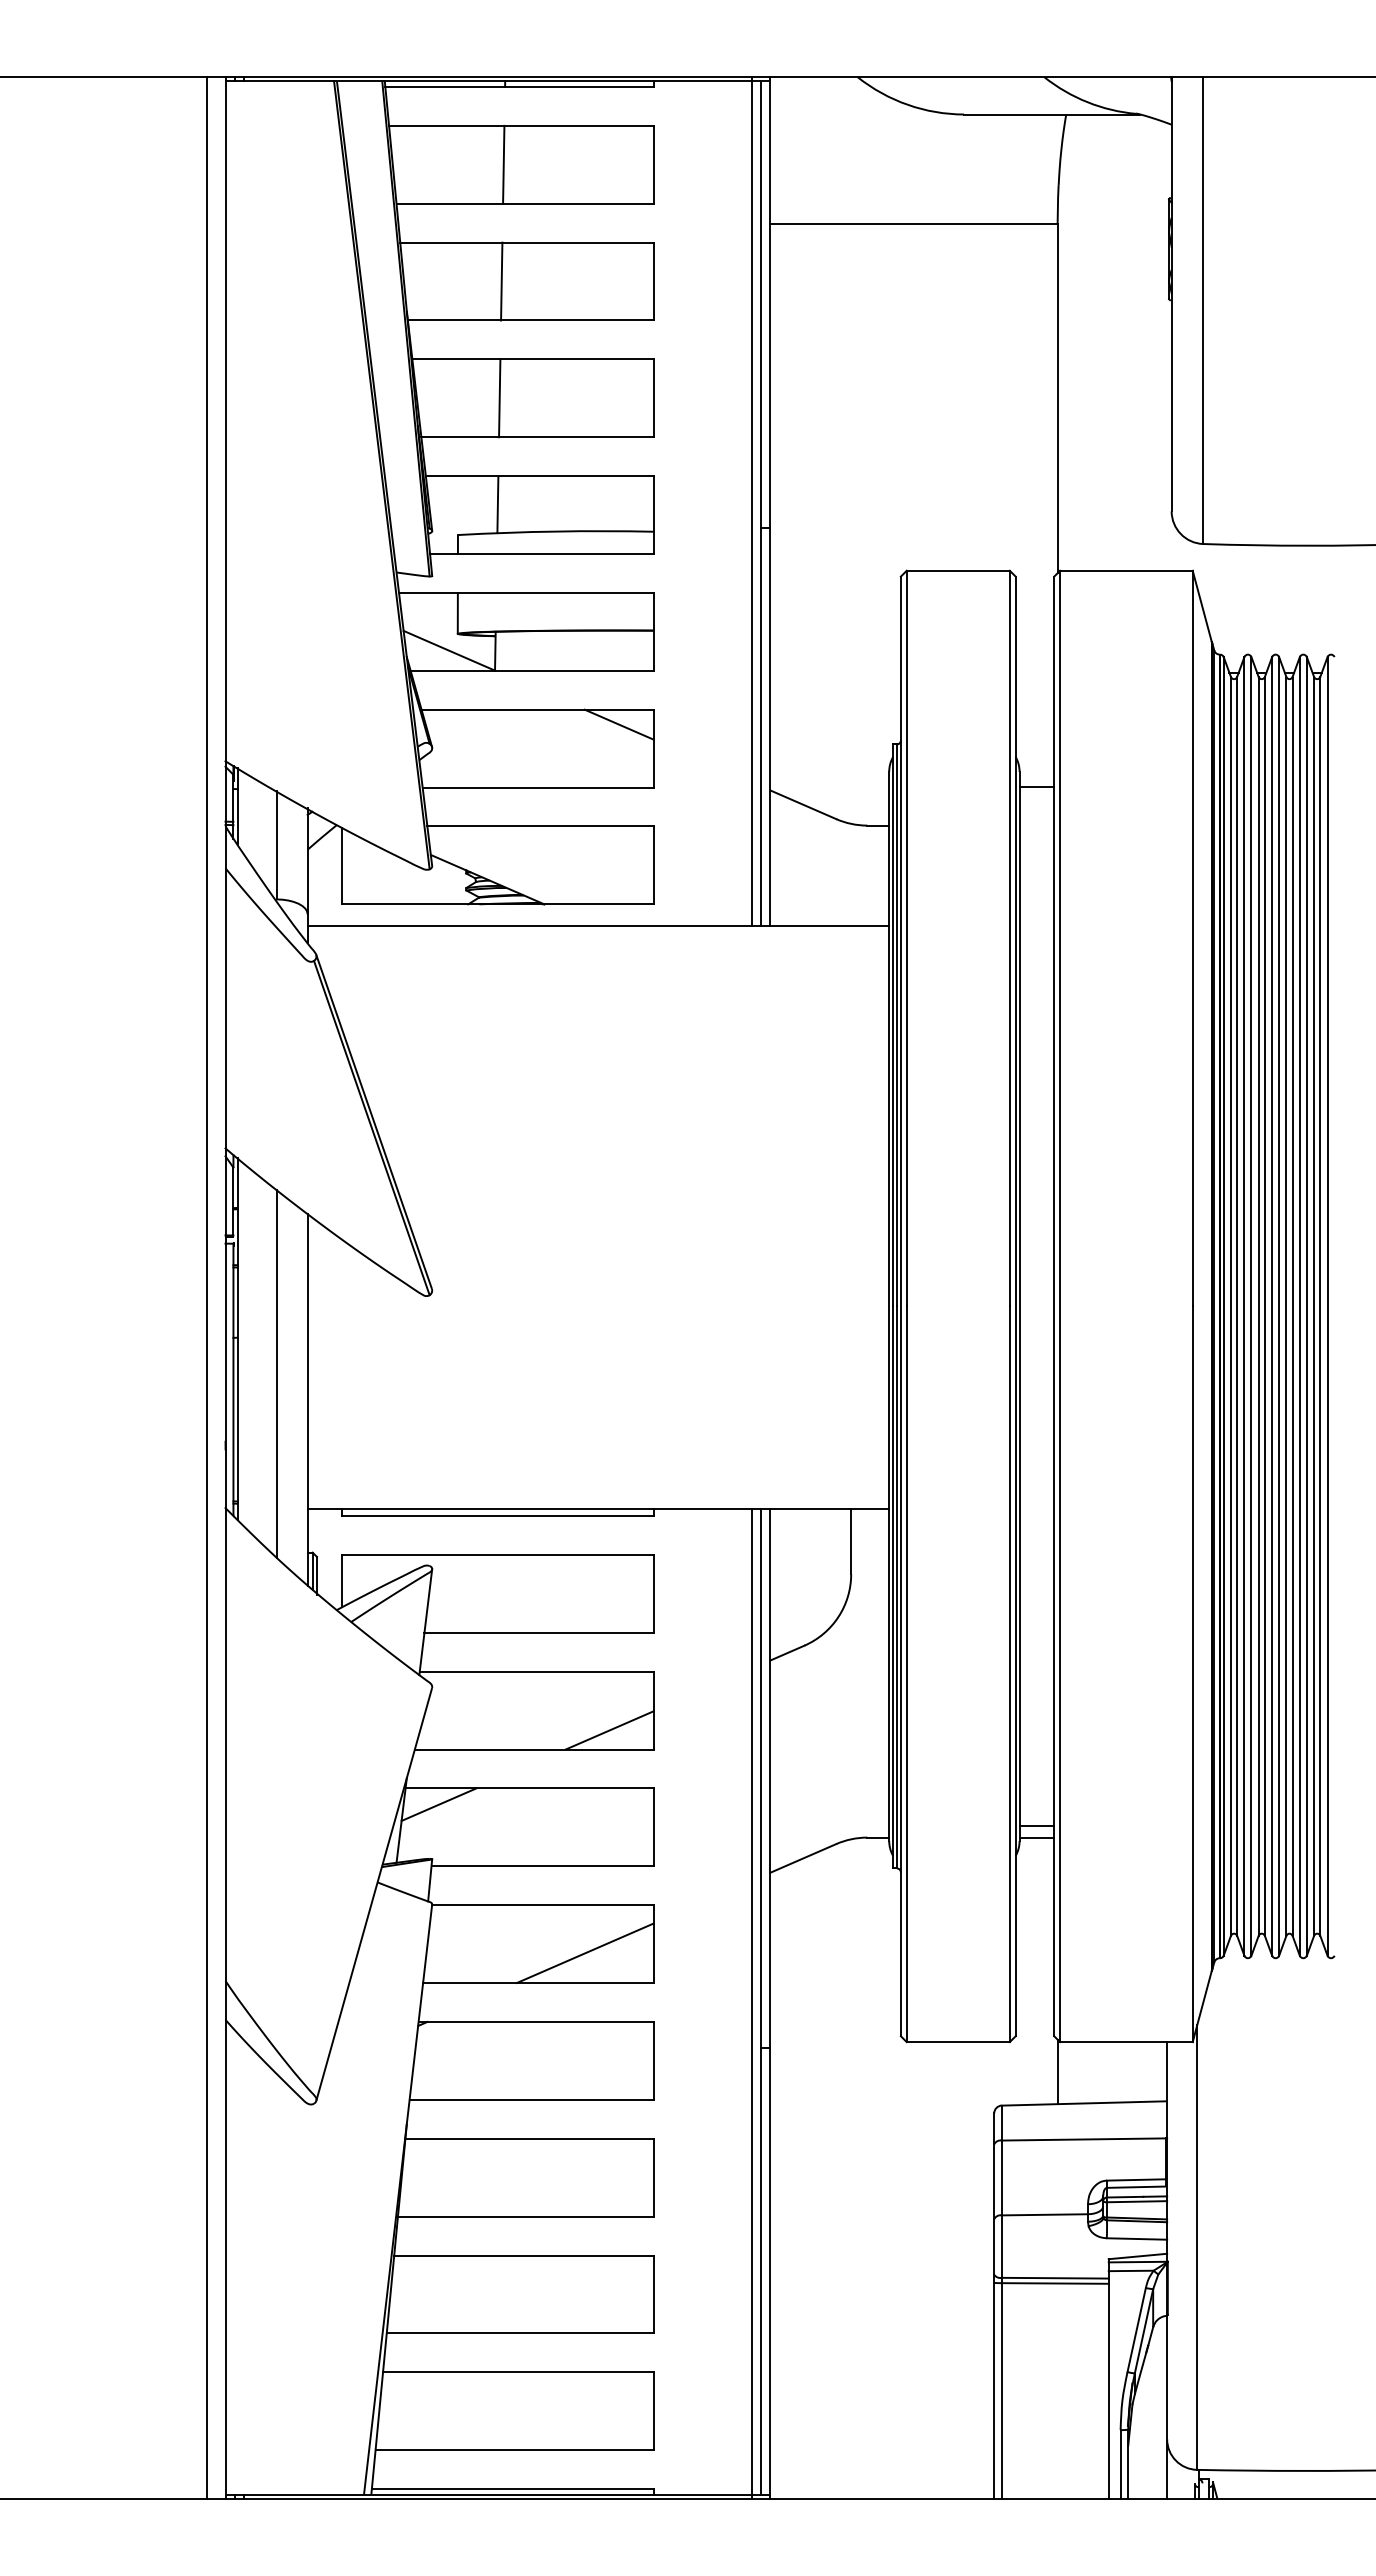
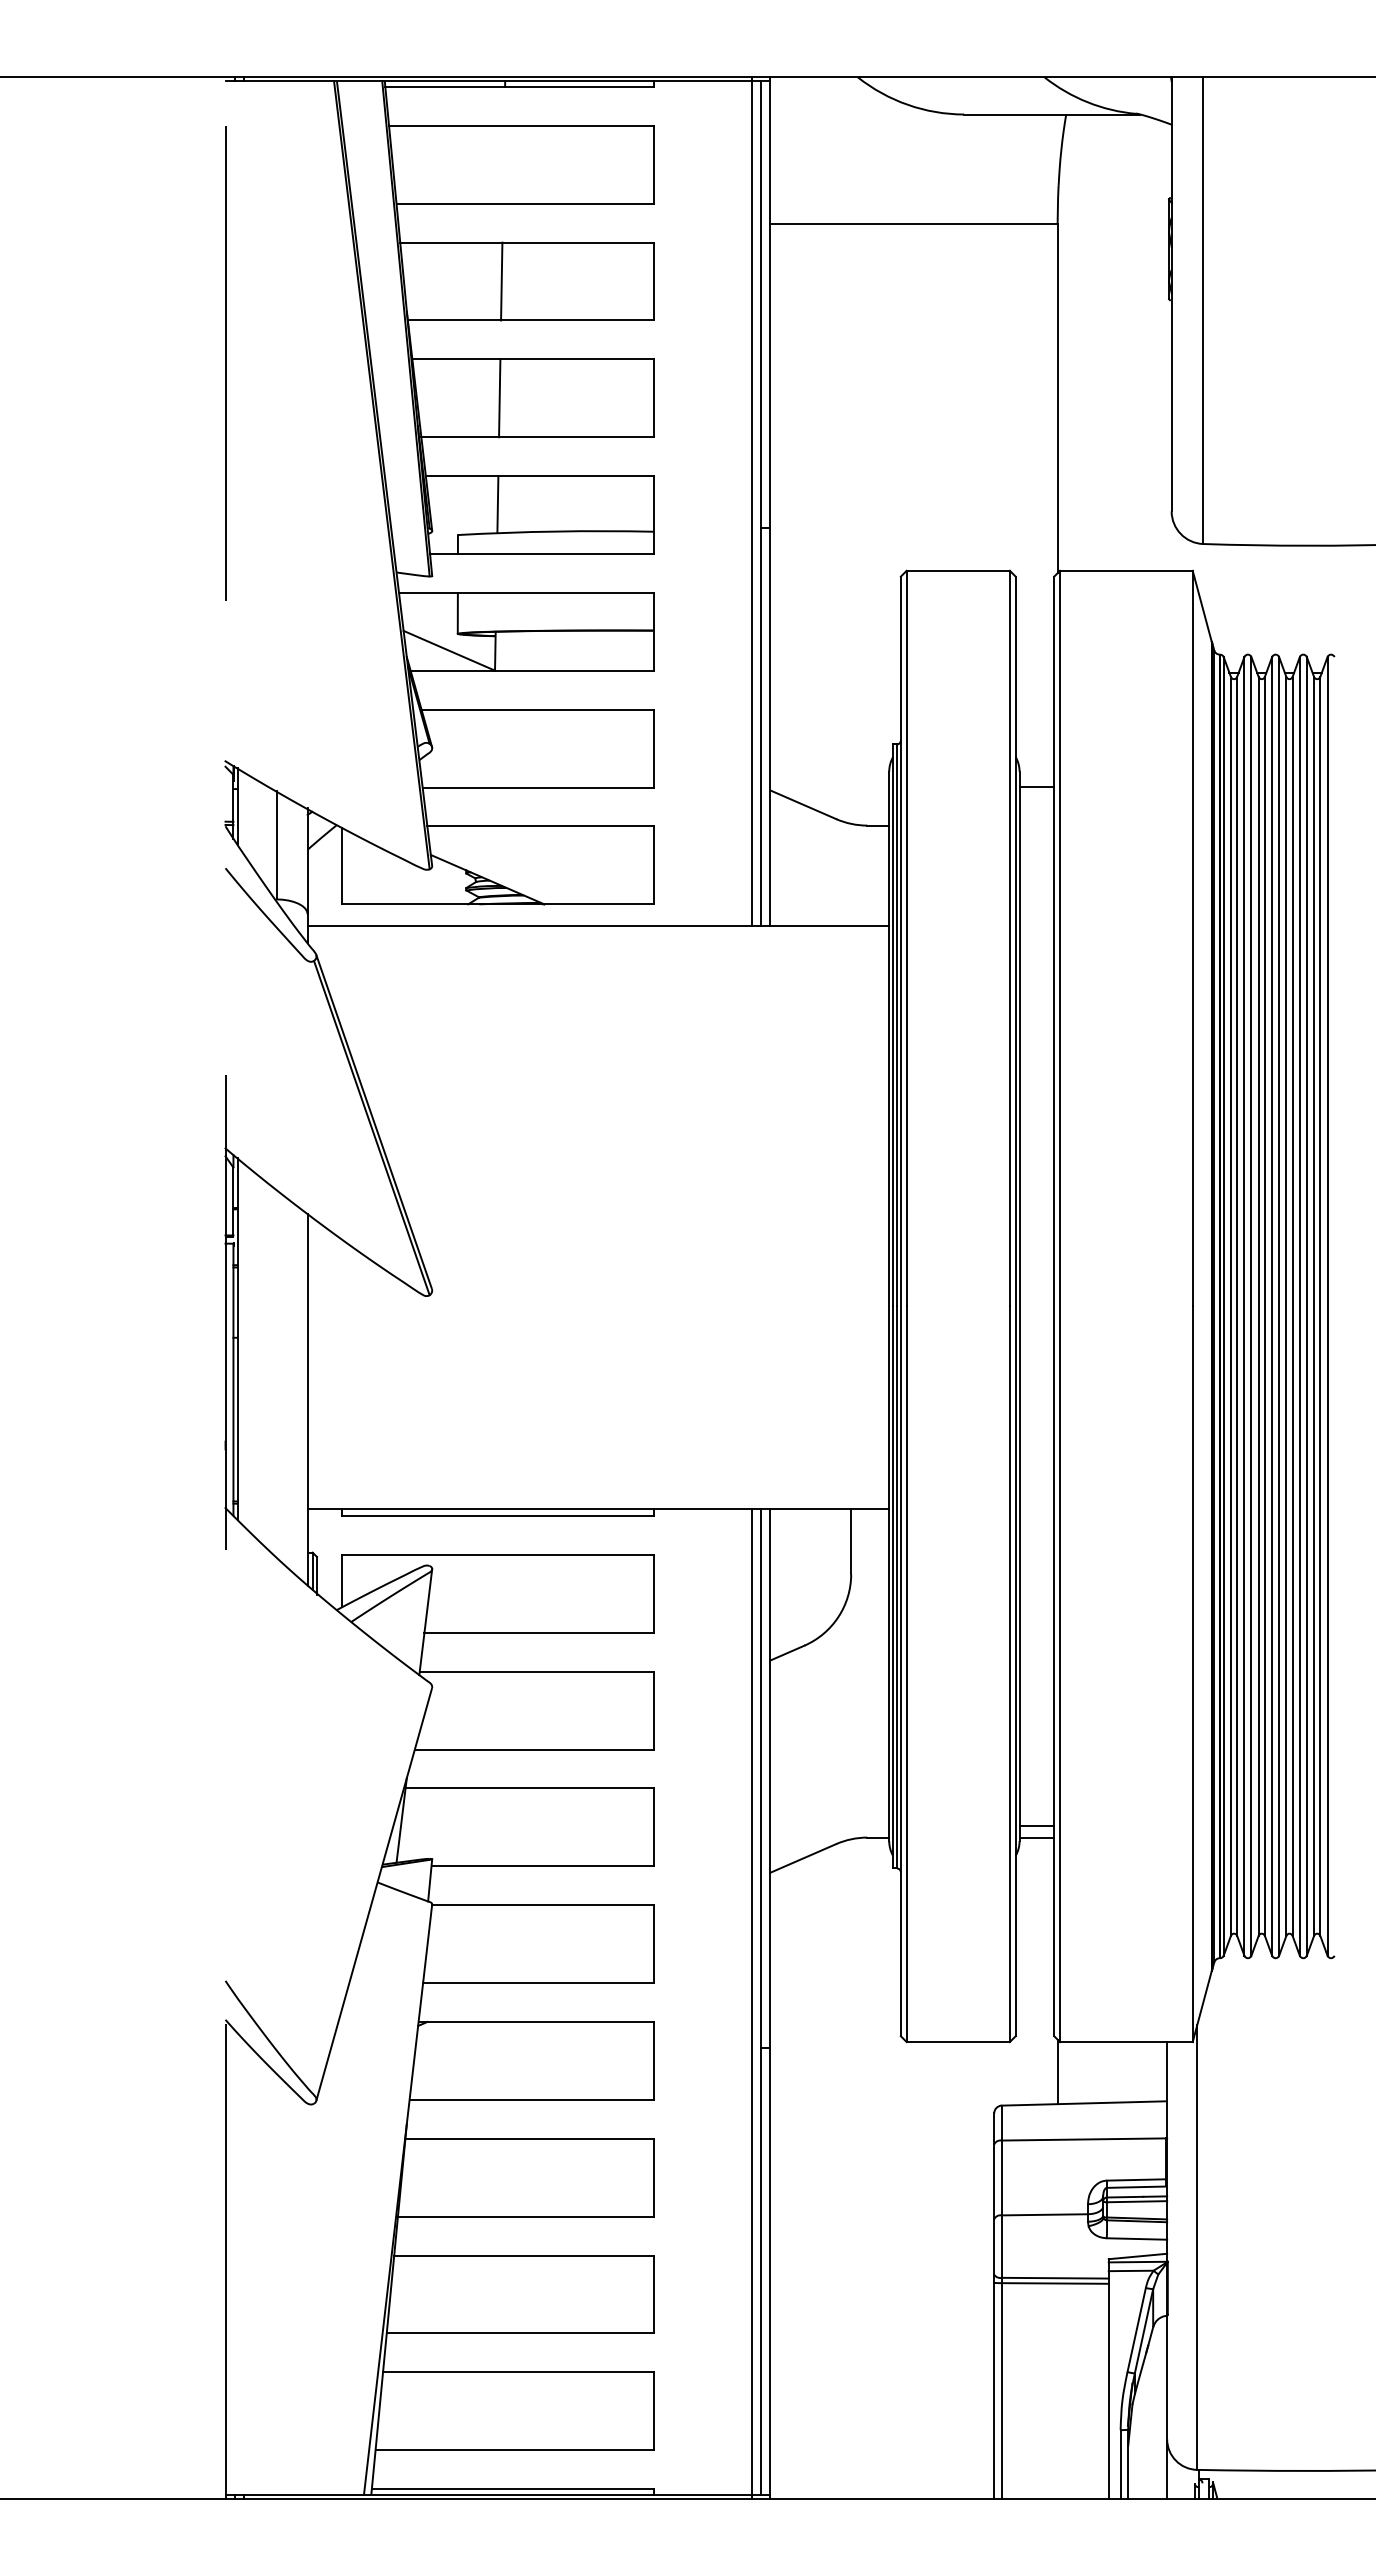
line: present -> none (503, 164)
line: present -> none (618, 724)
line: present -> none (206, 1287)
line: solid -> dashed (225, 1288)
line: present -> none (276, 1374)
line: present -> none (609, 1730)
line: present -> none (438, 1804)
line: present -> none (584, 1953)
